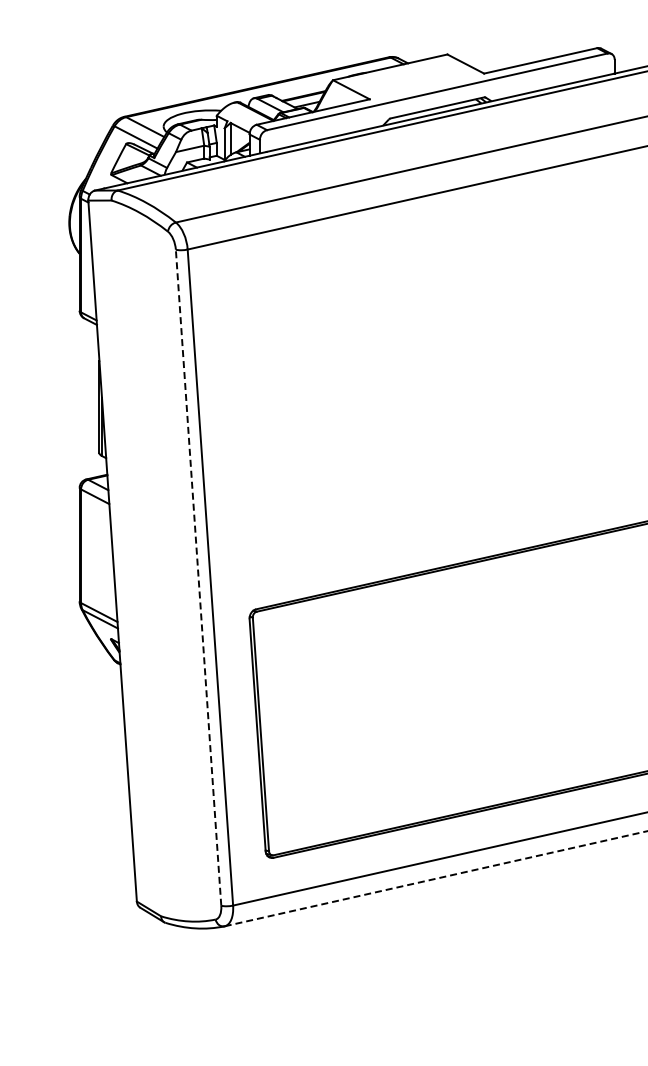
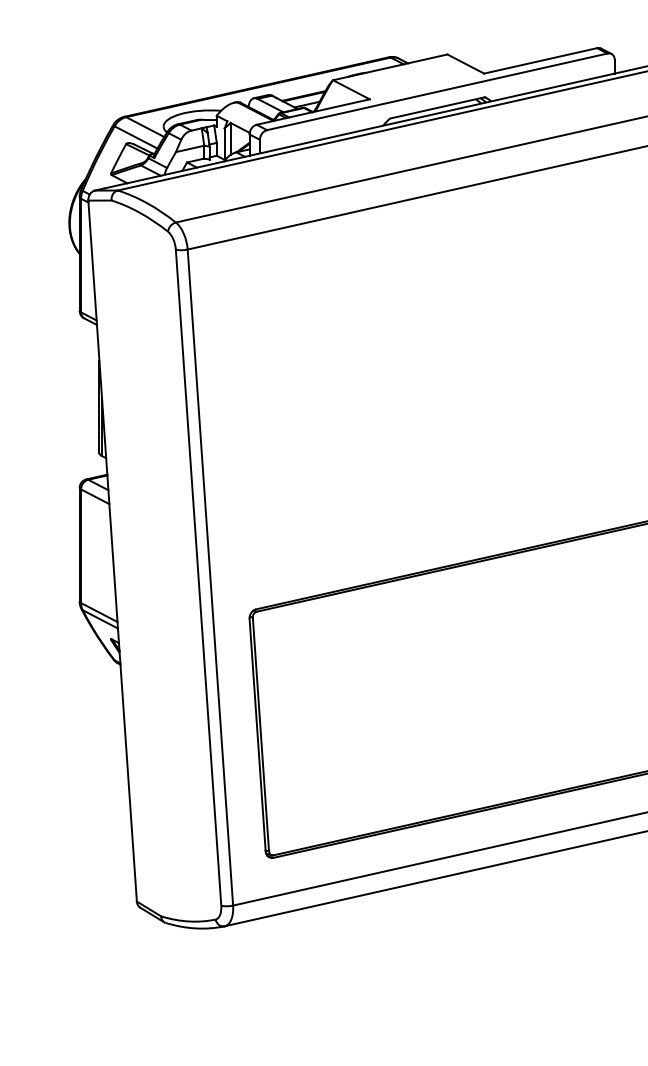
line: dashed -> solid (198, 577)
line: dashed -> solid (436, 878)
